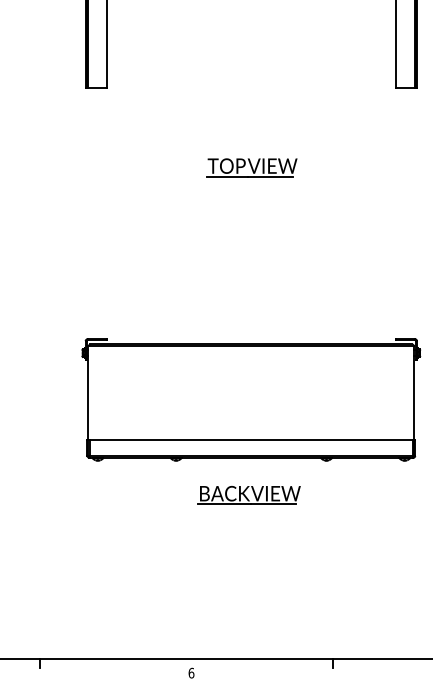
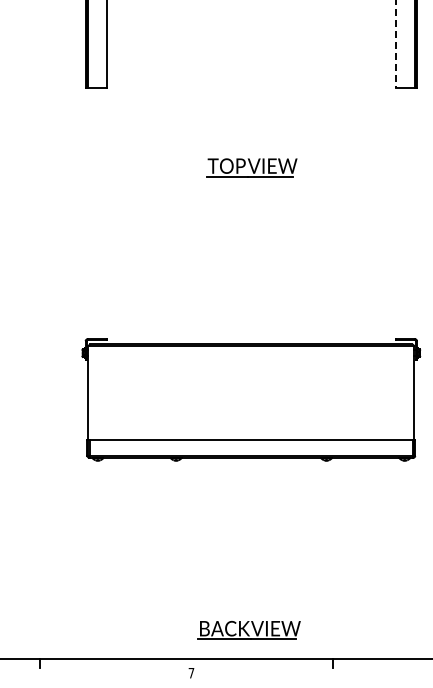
line: solid -> dashed (396, 44)
part position: (248, 495) -> (248, 630) (248, 630)
text: 6 -> 7 (191, 672)
